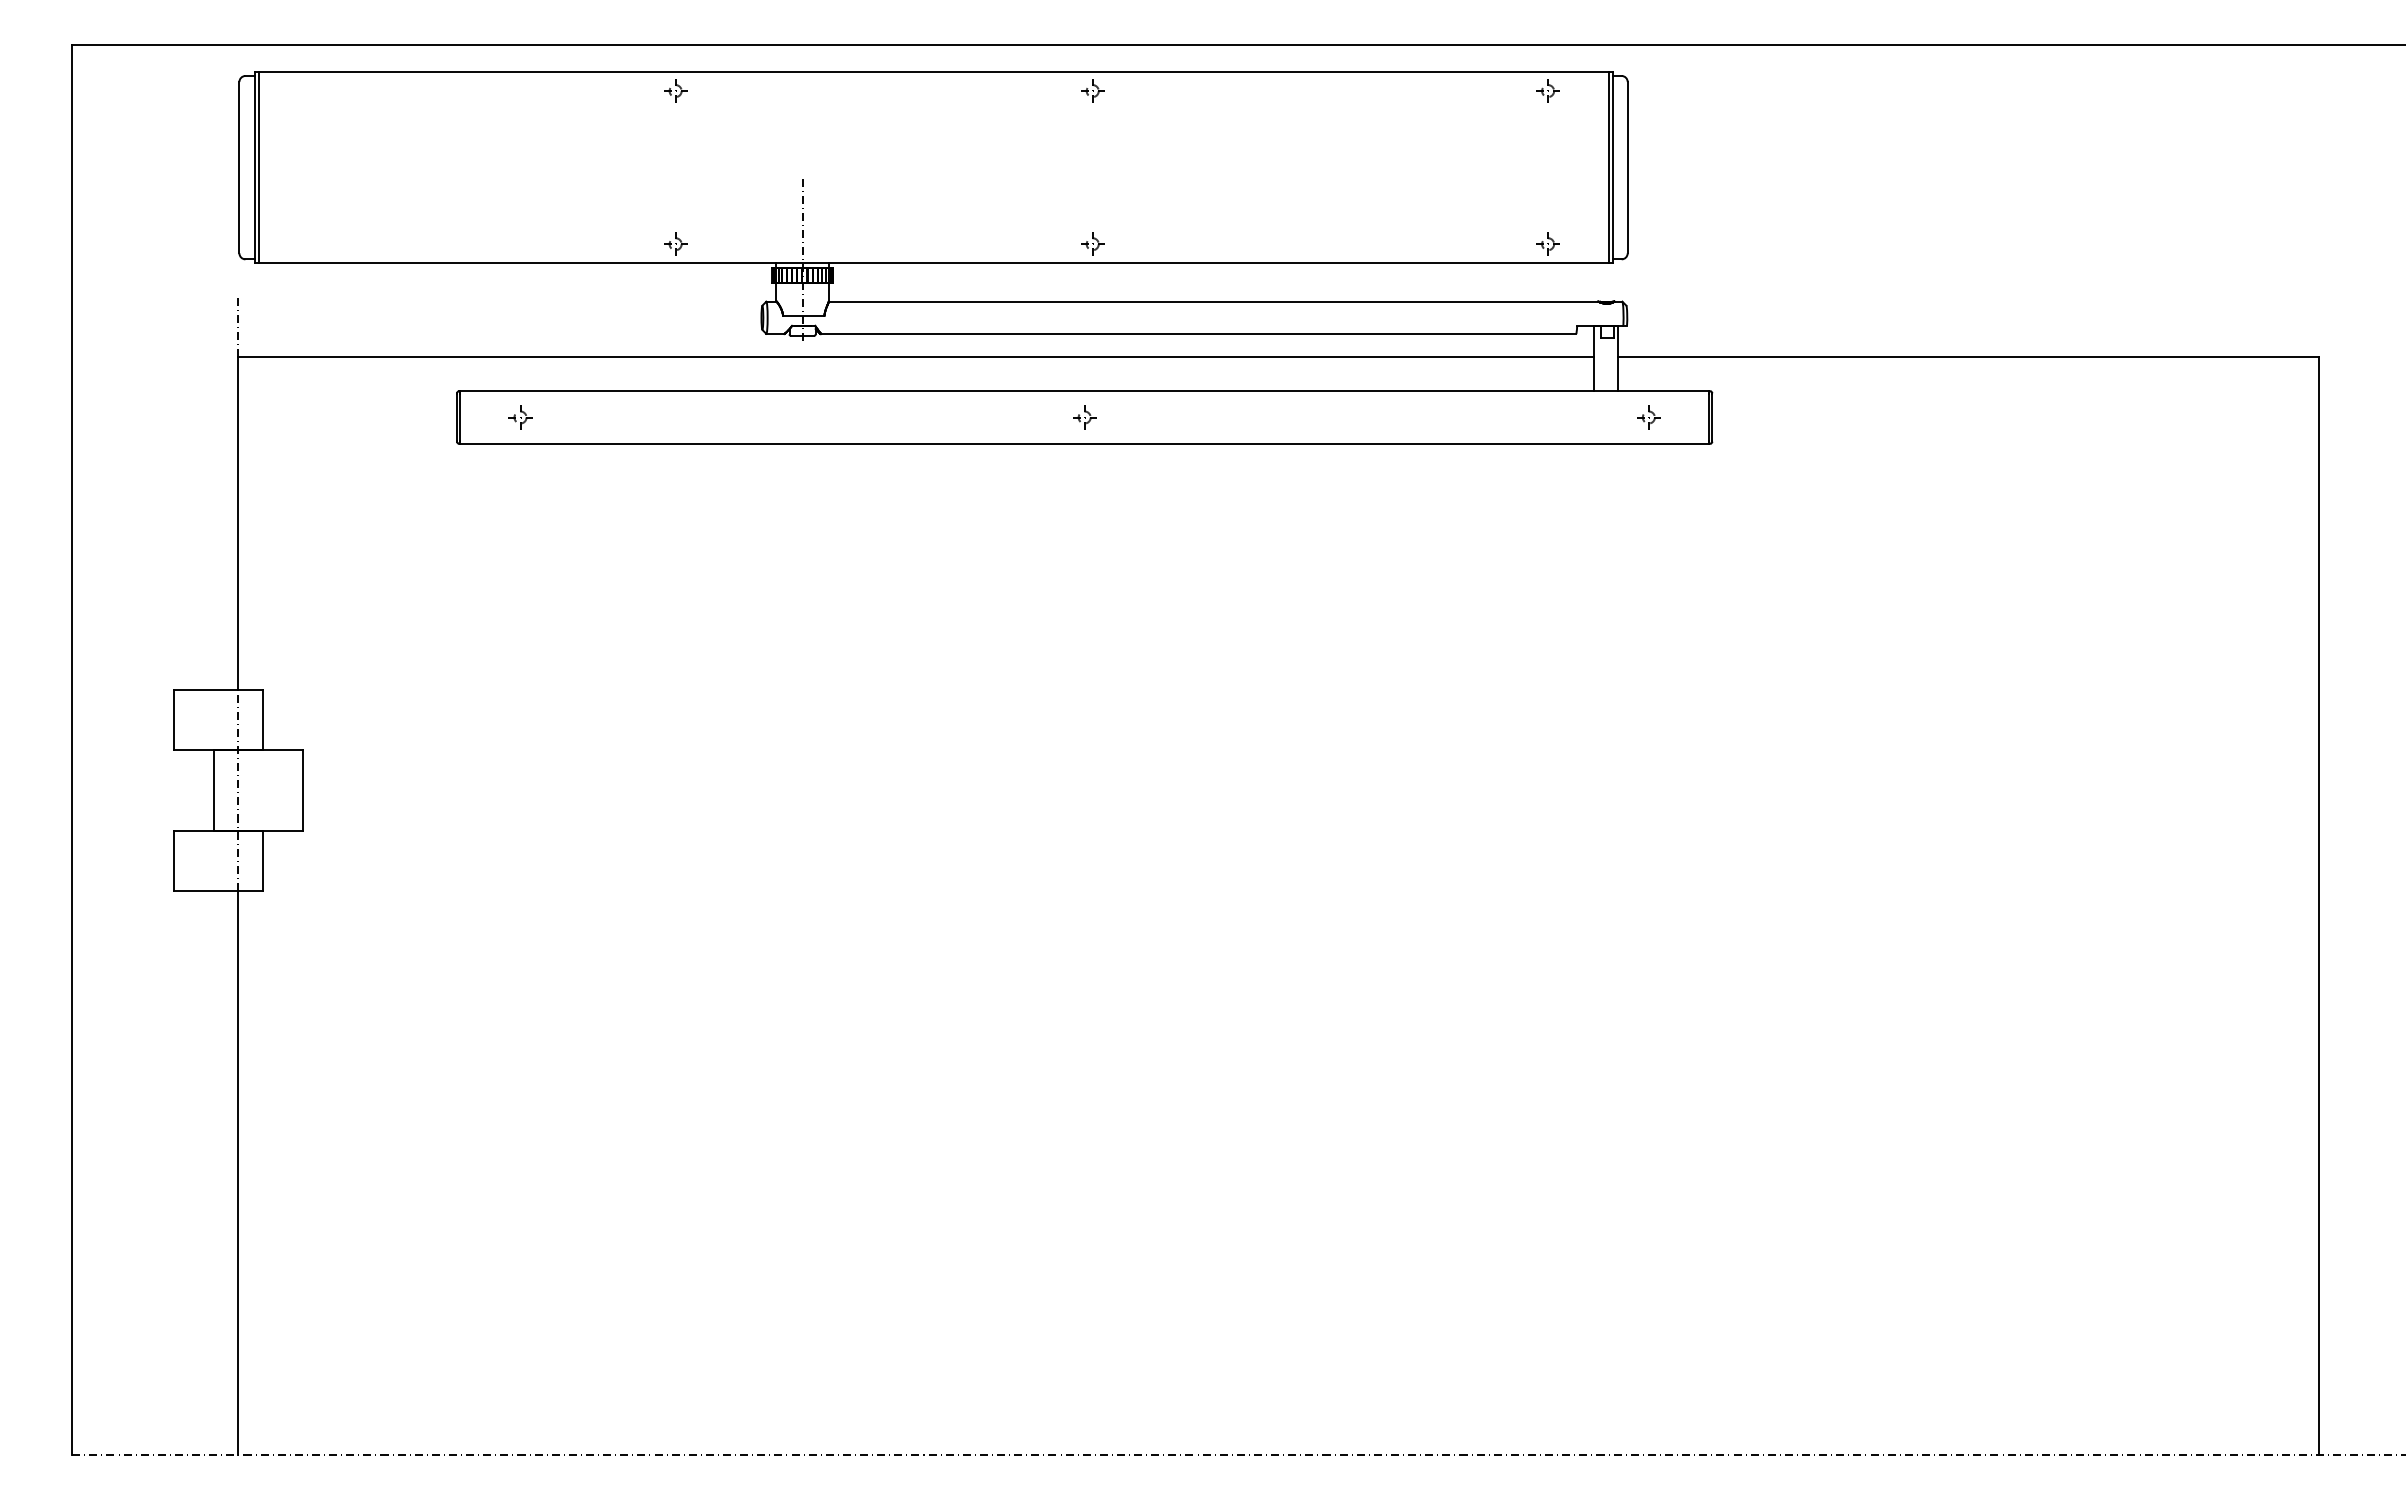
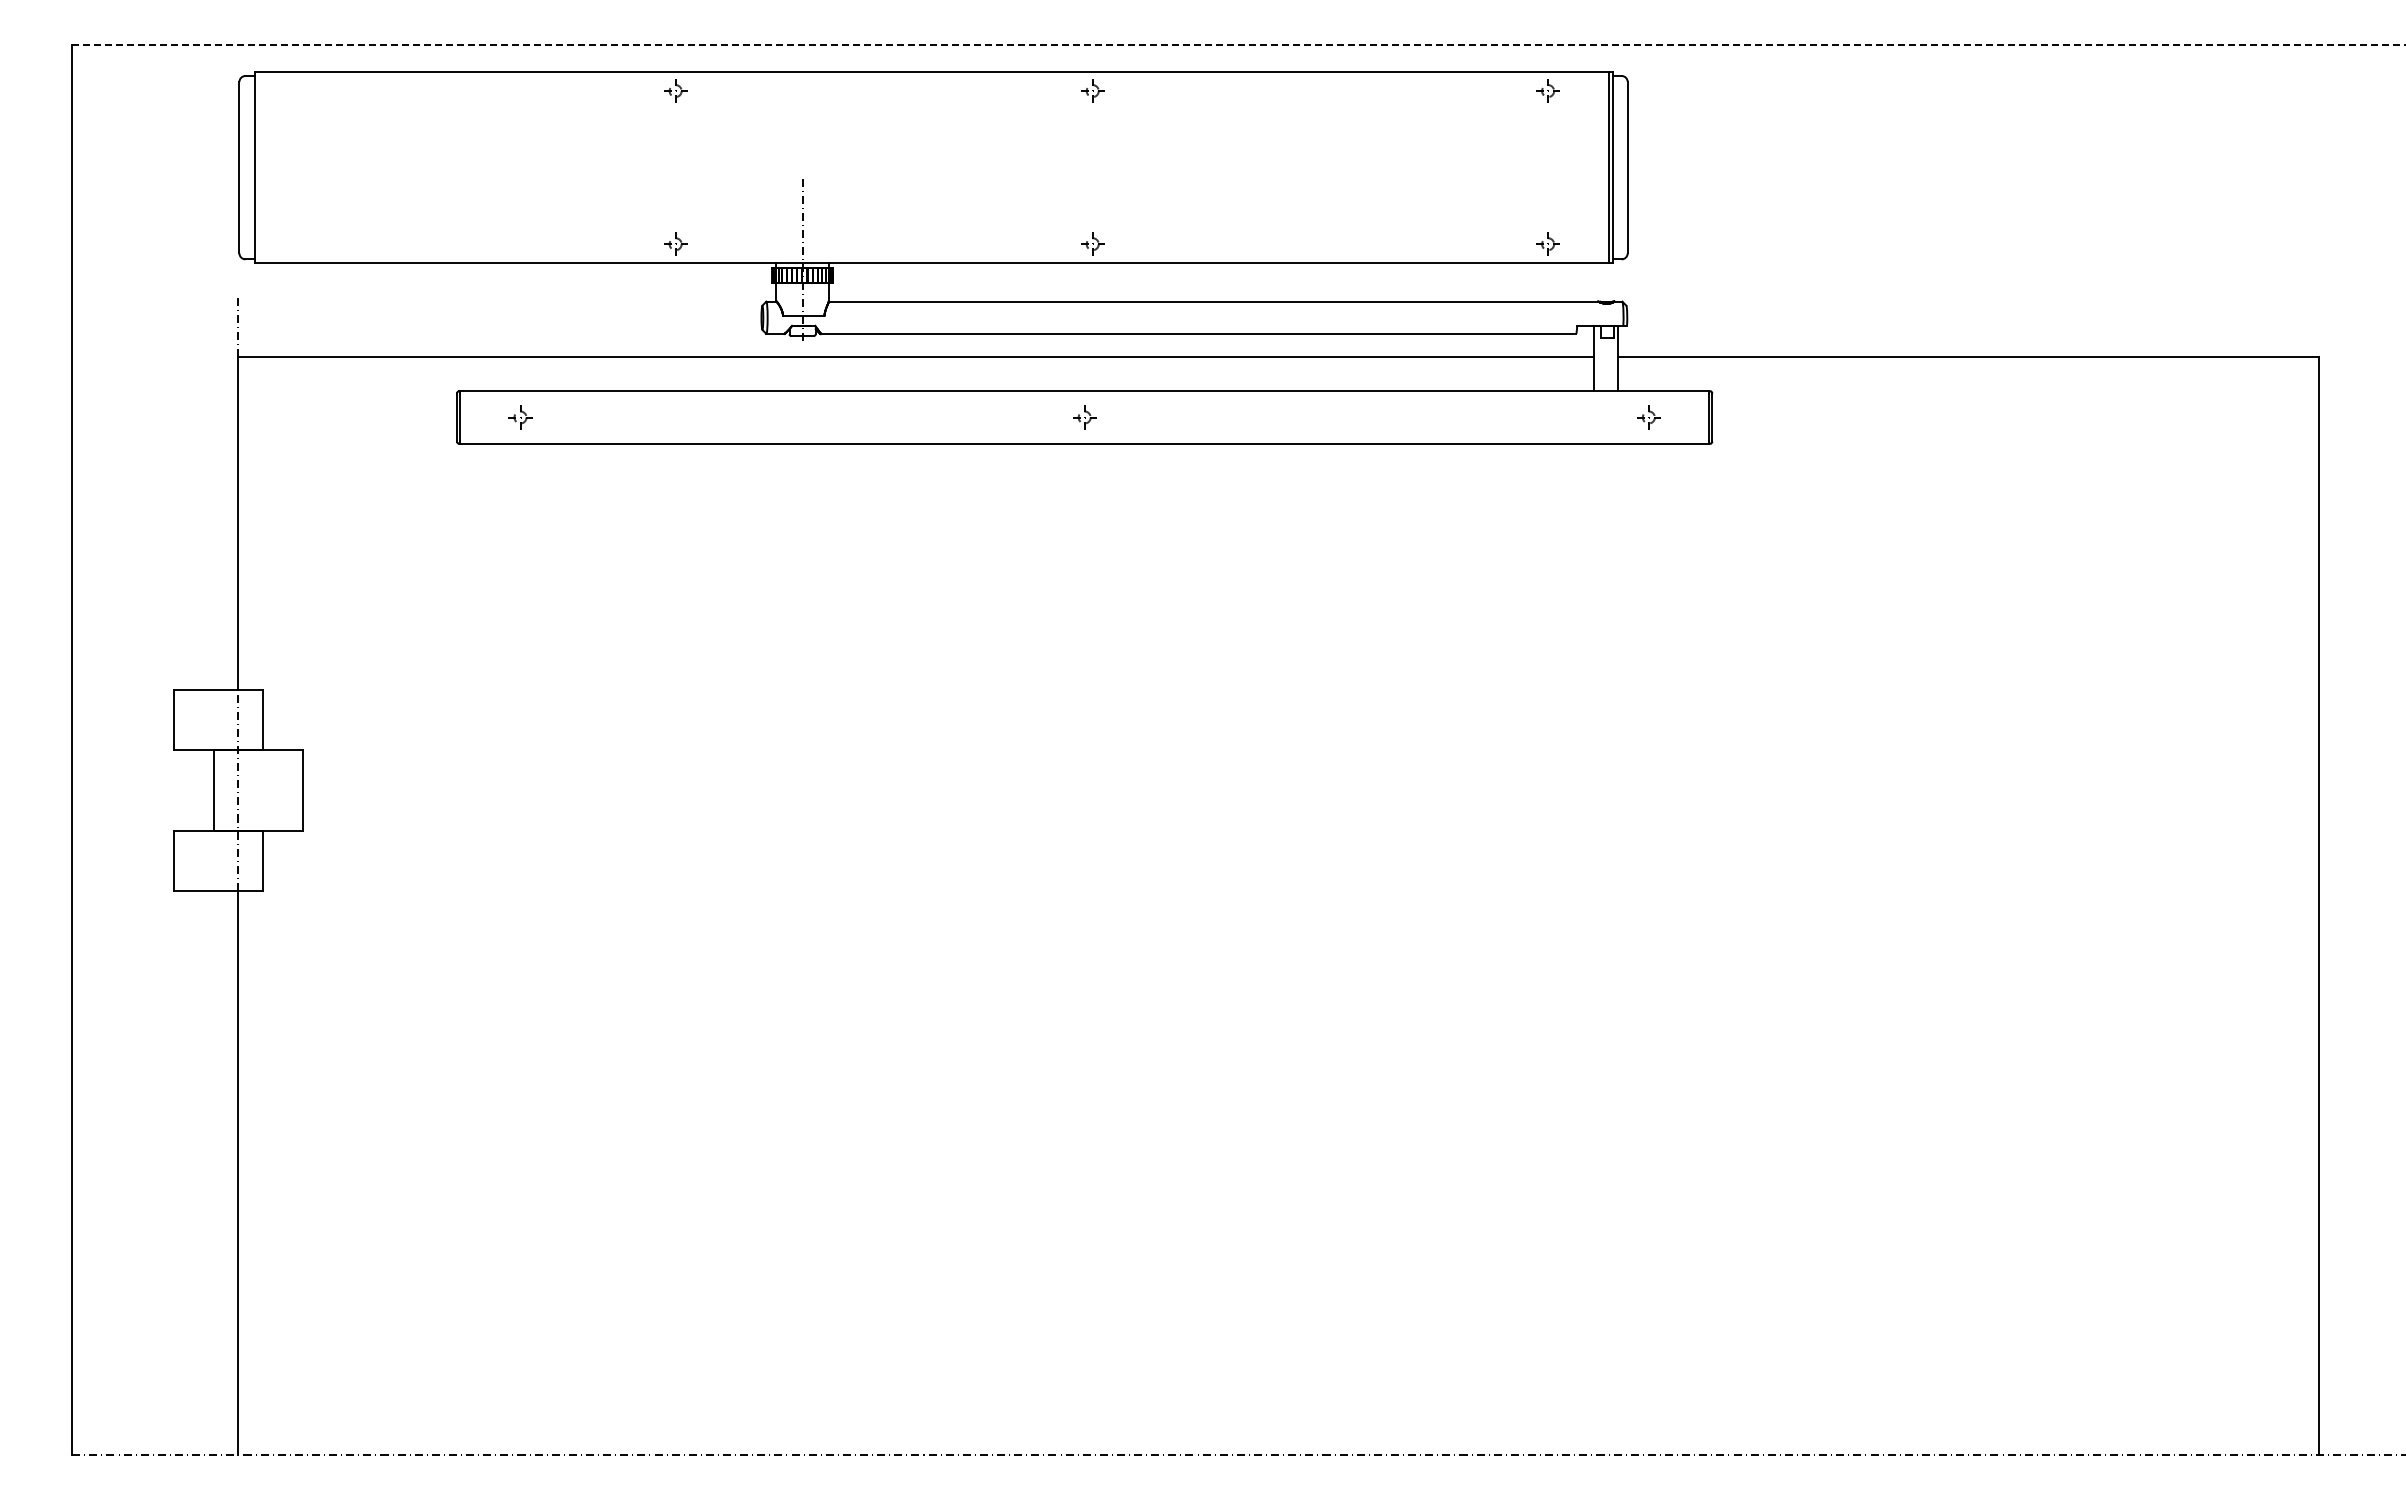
line: solid -> dashed (1239, 44)
line: present -> none (258, 167)
